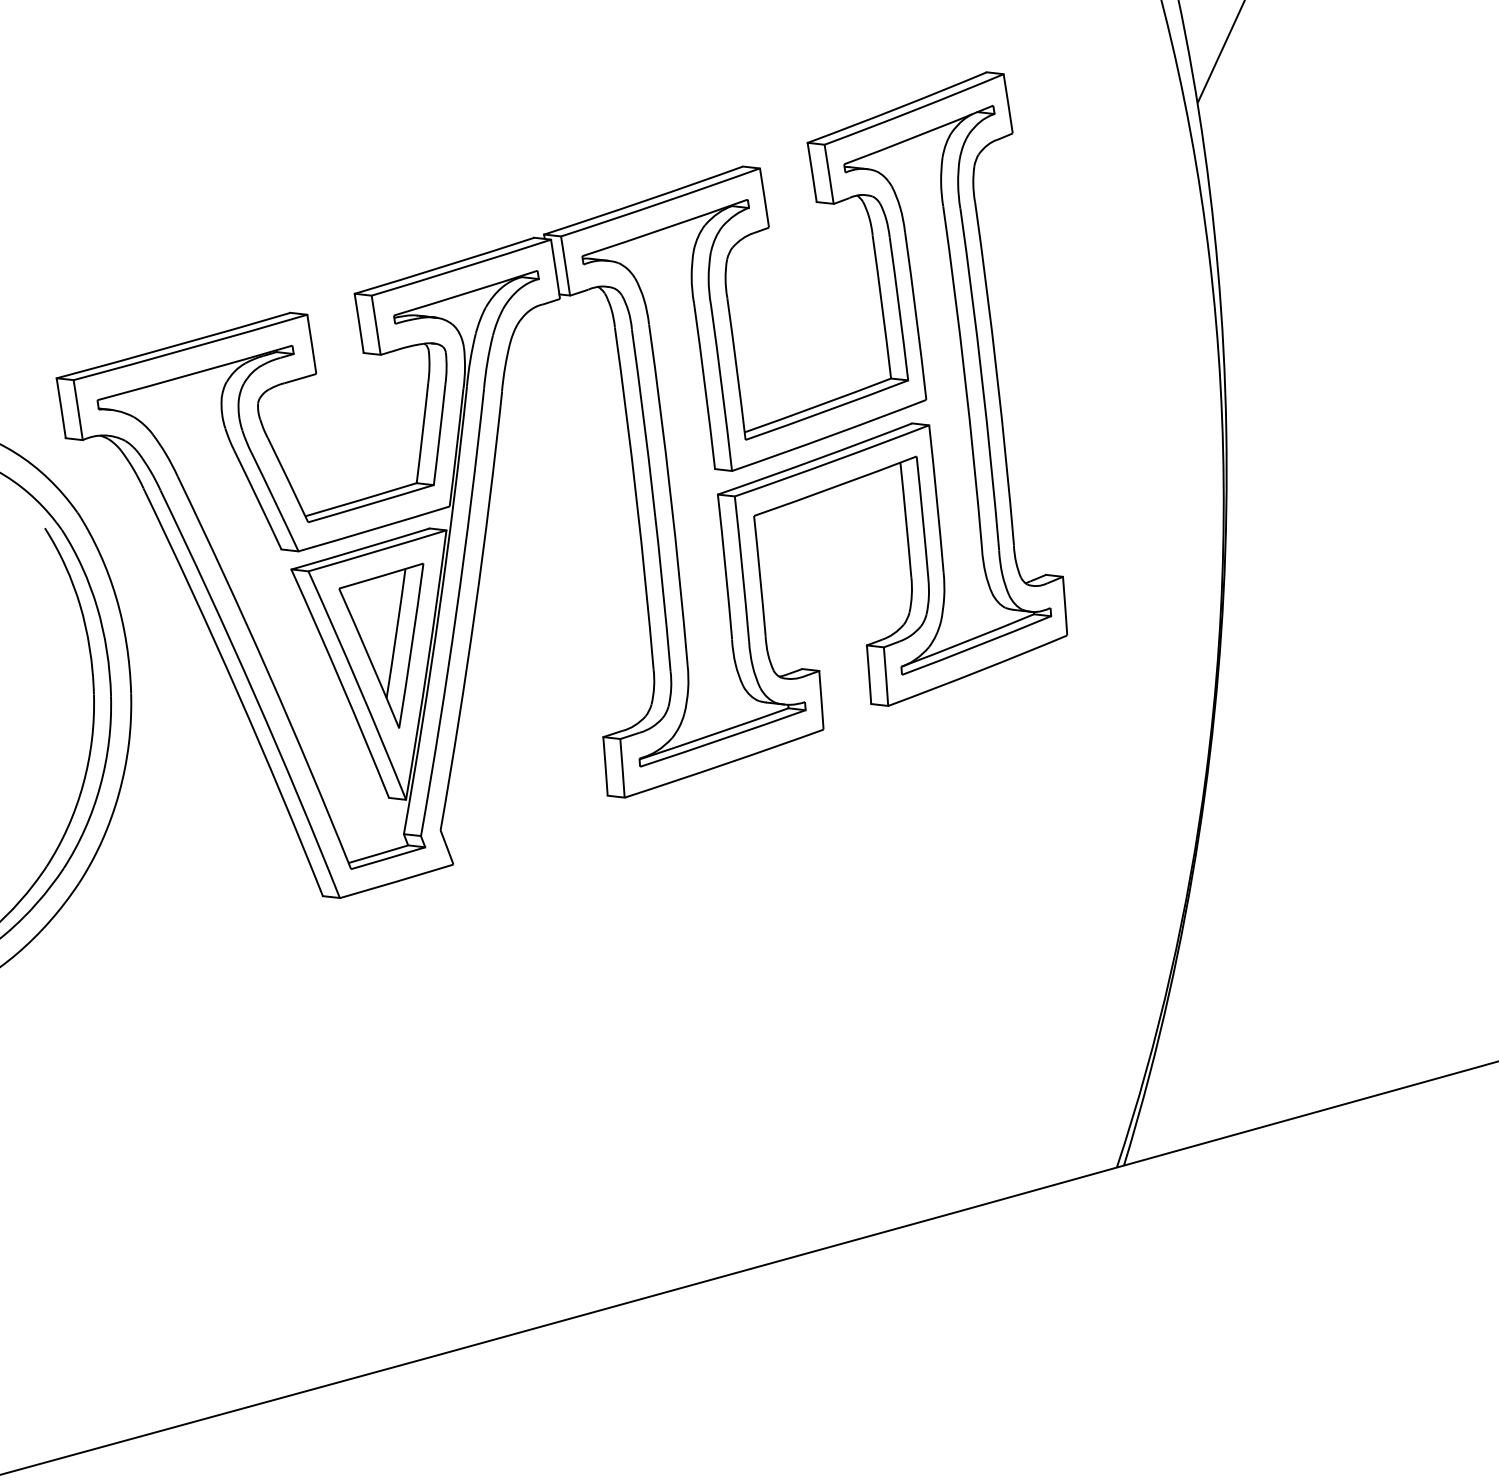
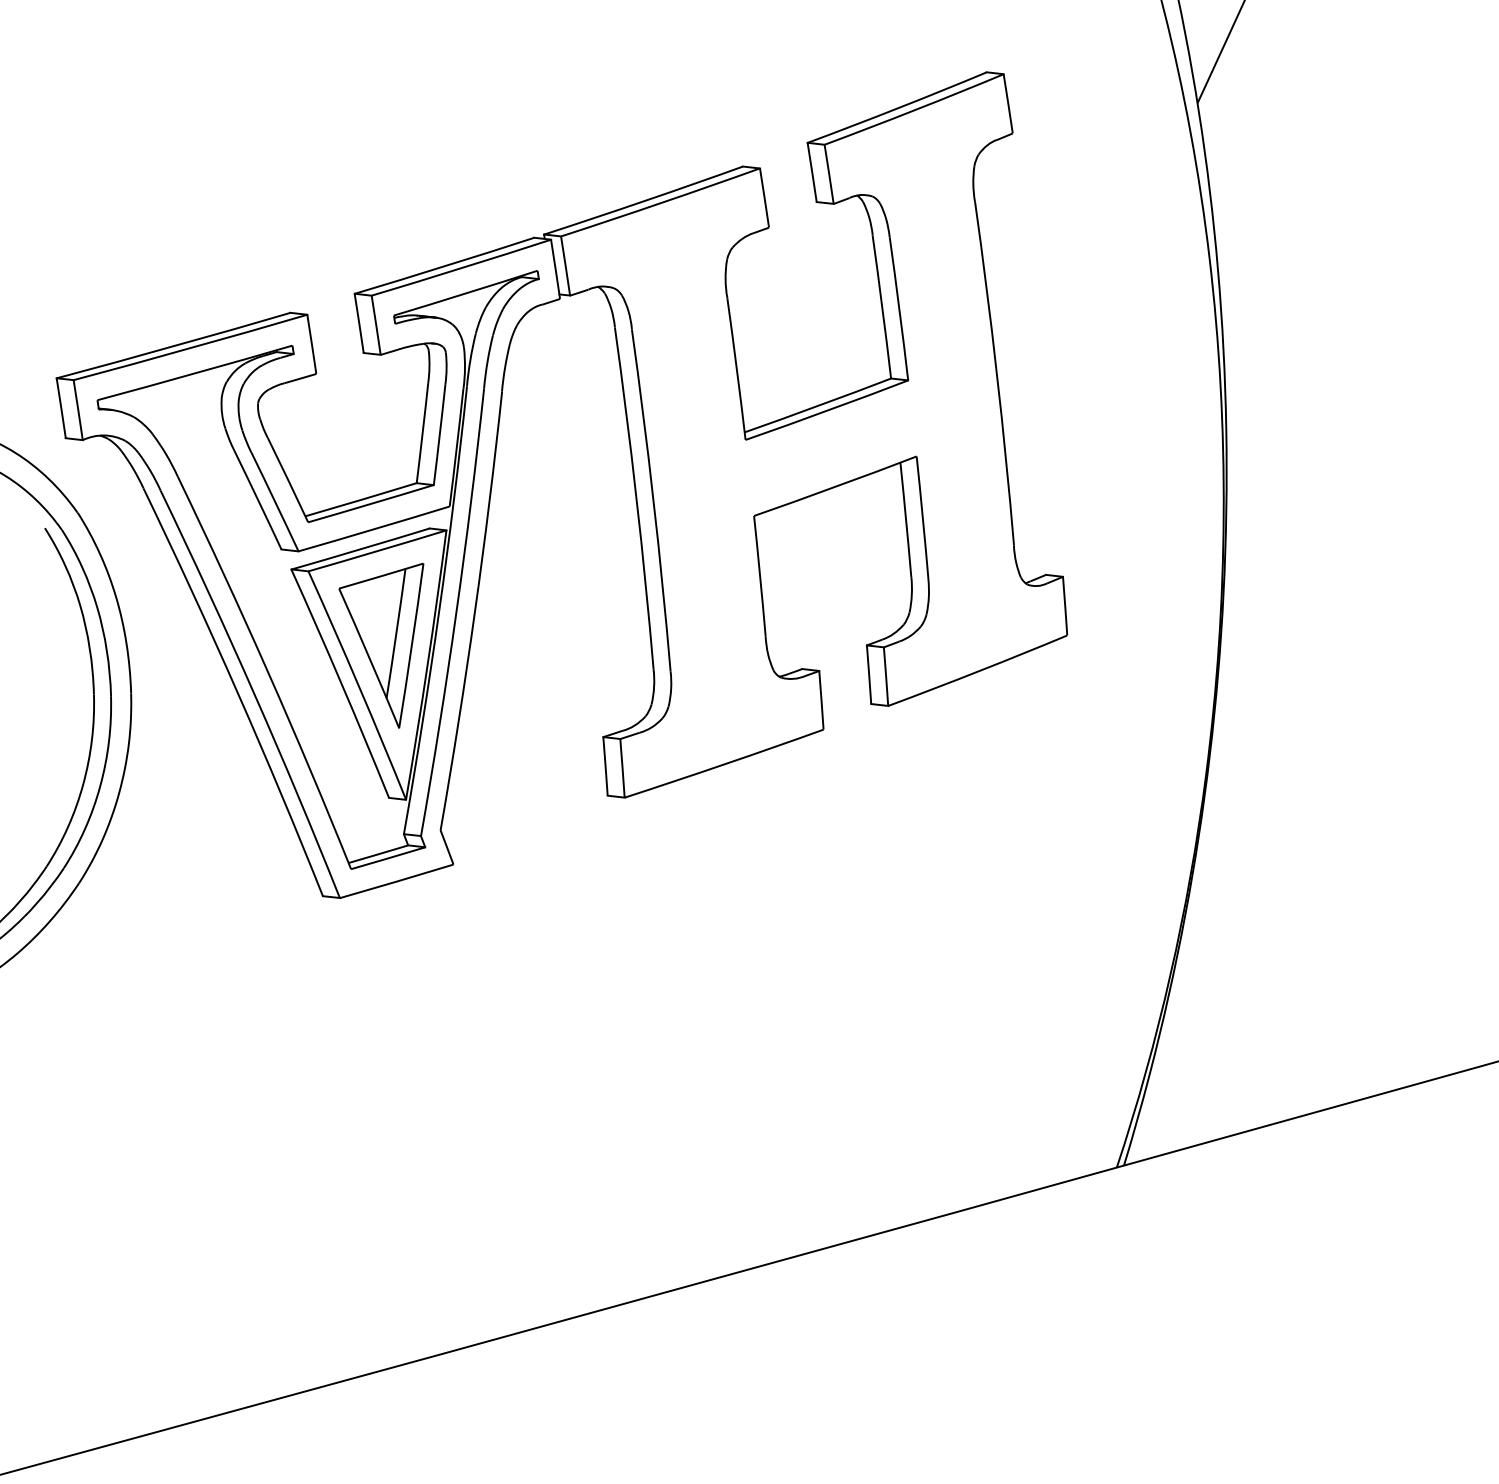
part: present -> none (816, 436)
